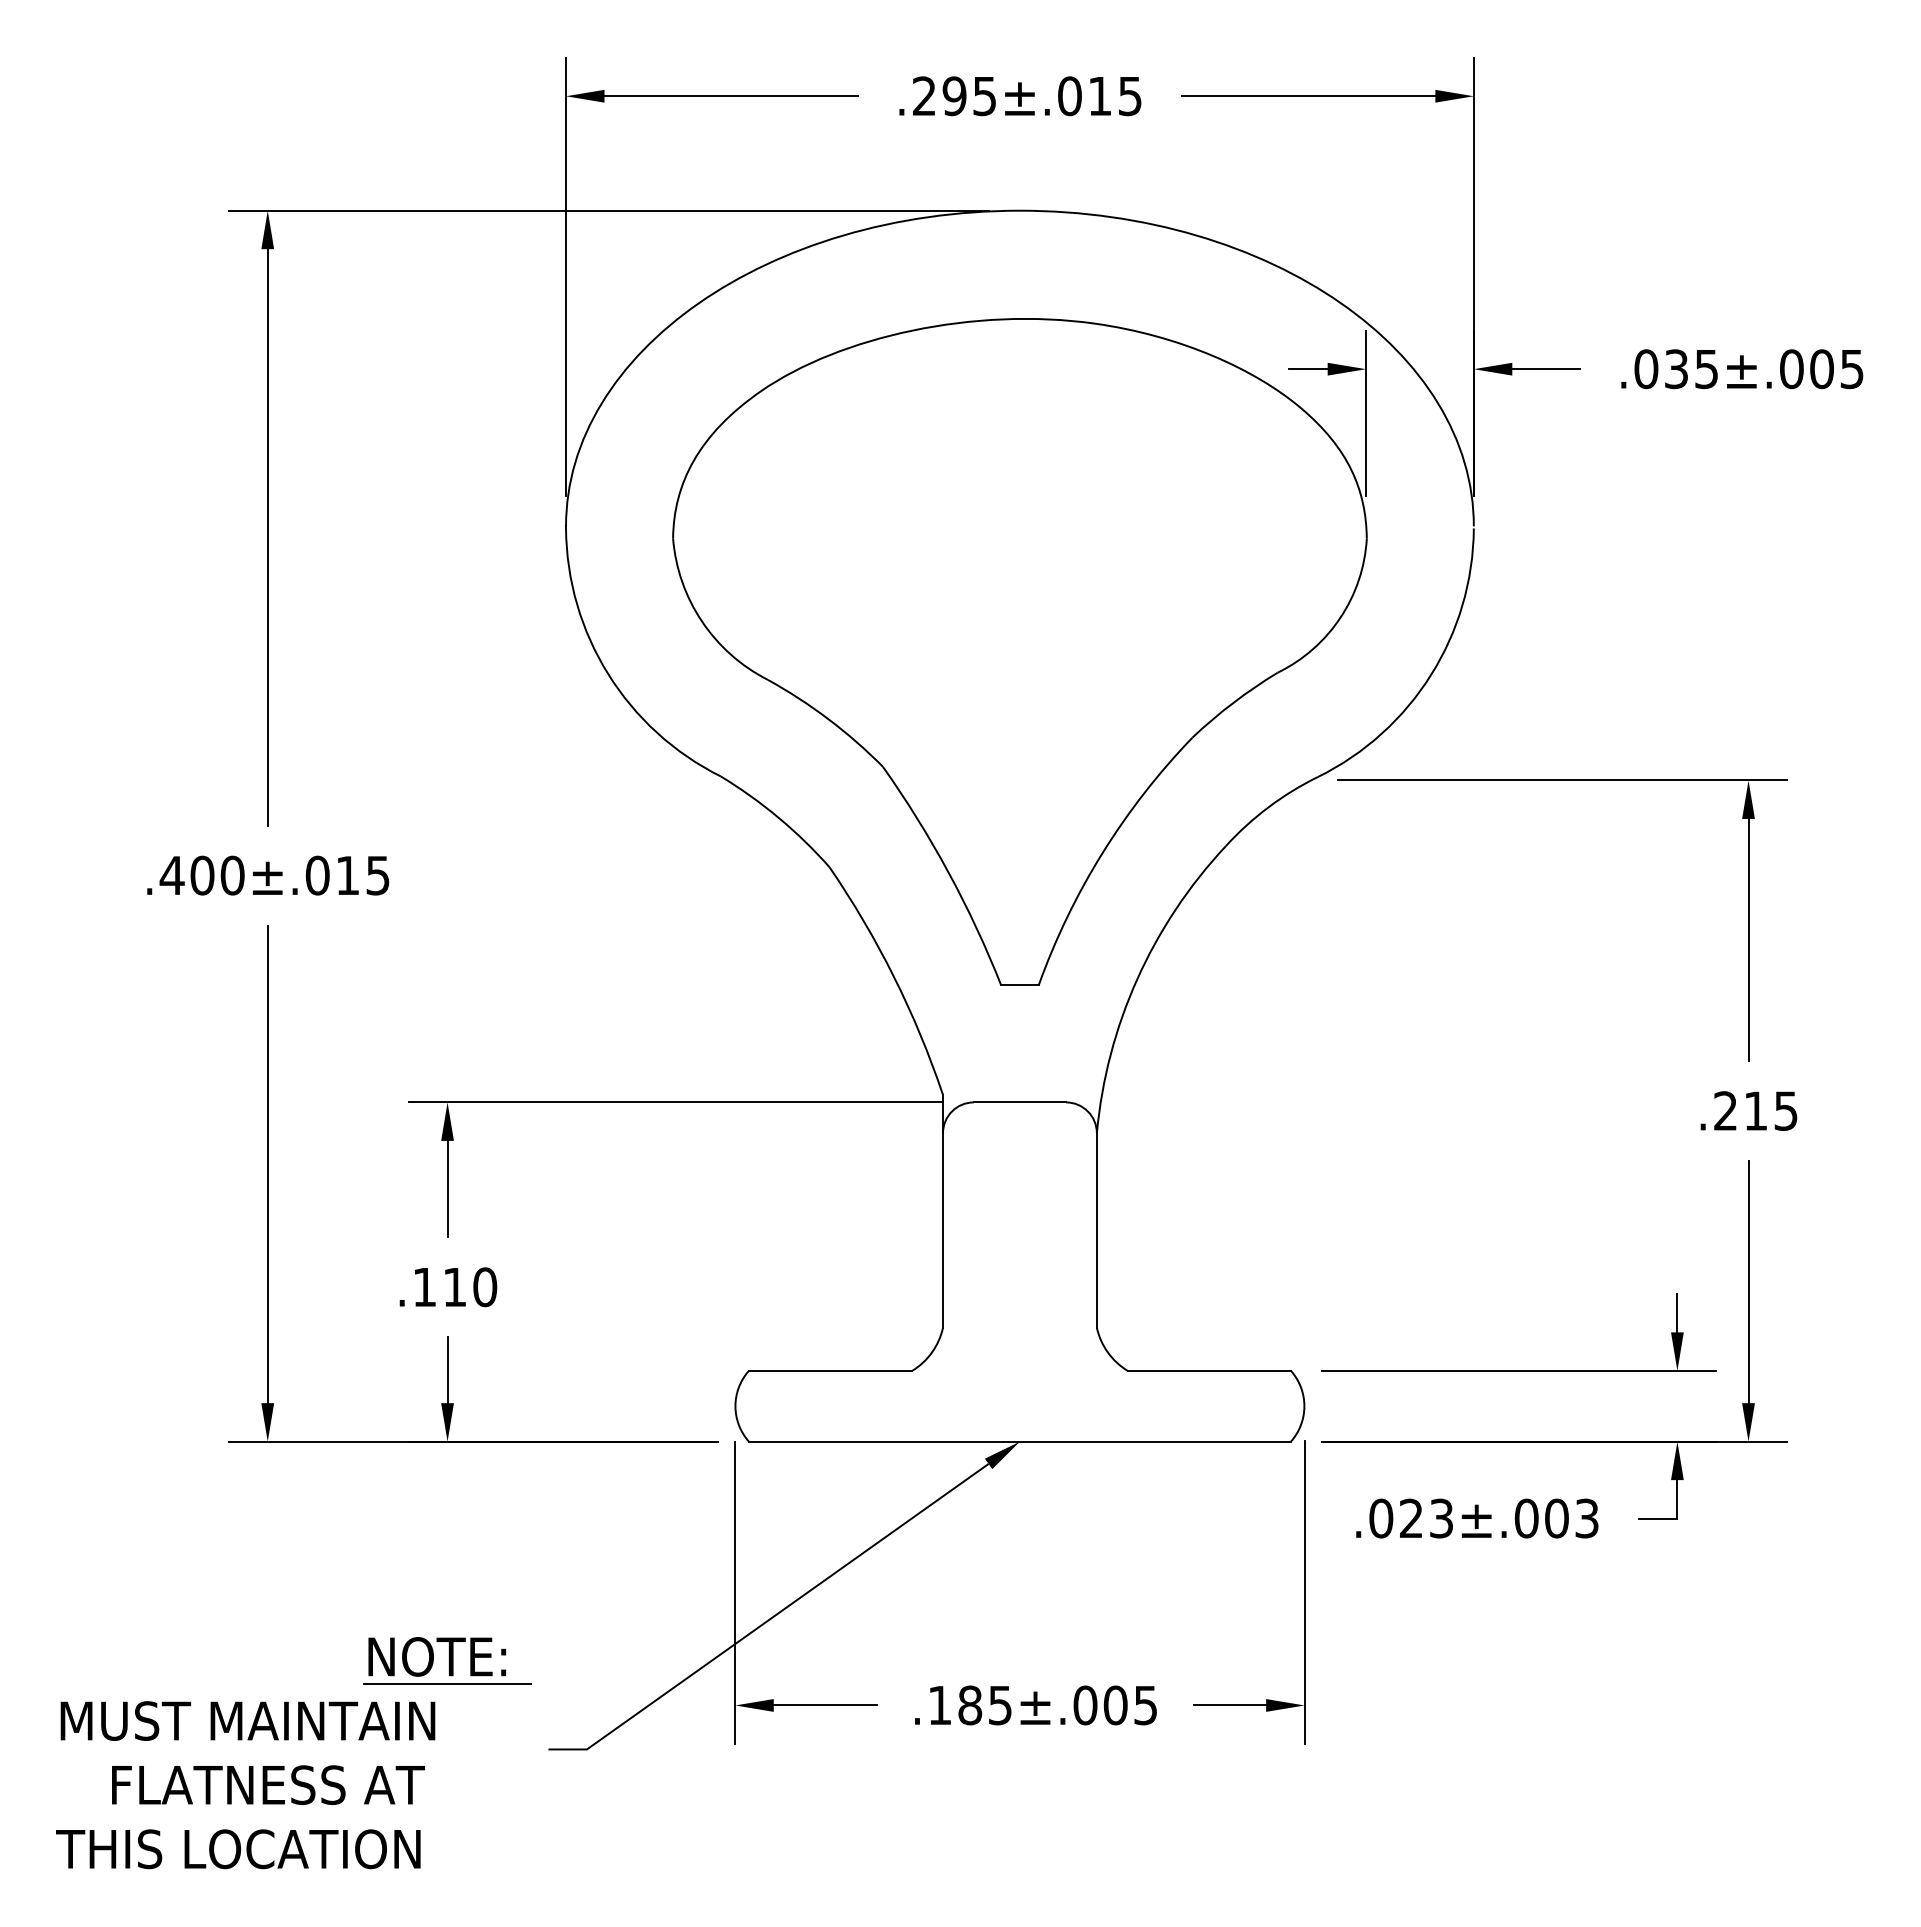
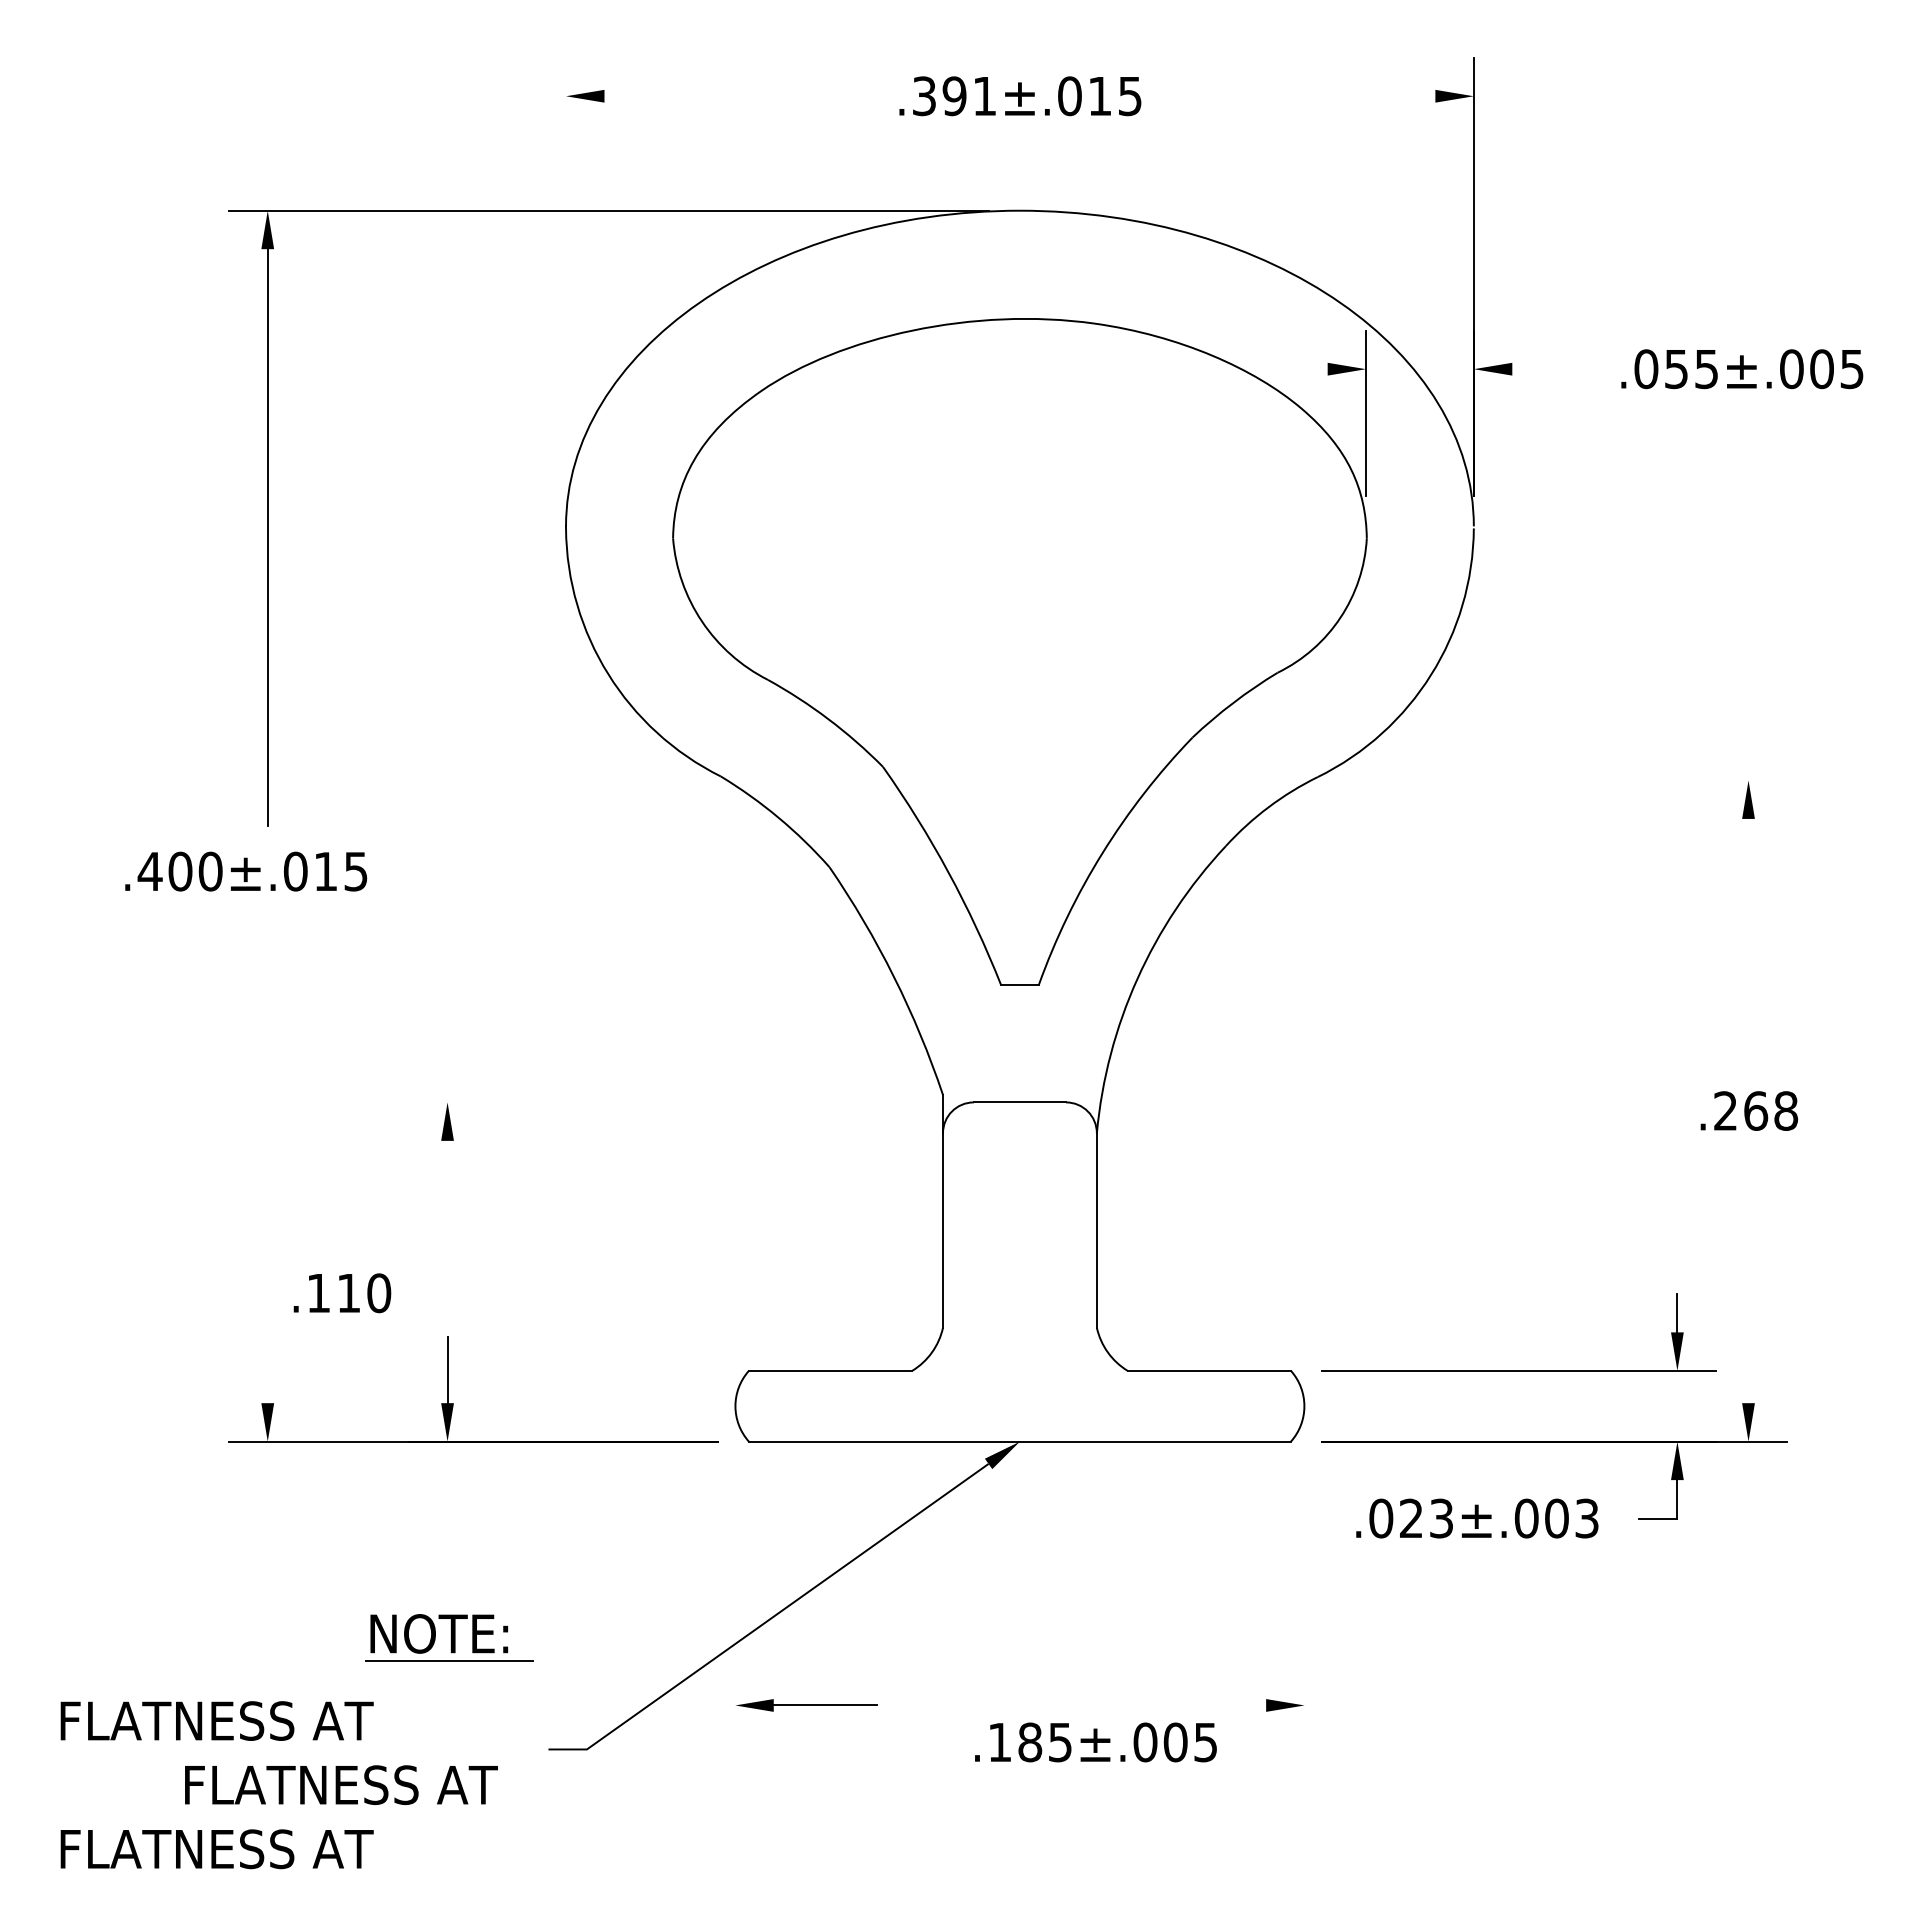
line: present -> none (730, 96)
text: .295±.015 -> .391±.015 (954, 96)
line: present -> none (1308, 96)
line: present -> none (566, 276)
text: .035±.005 -> .055±.005 (1676, 368)
line: present -> none (1308, 369)
line: present -> none (1545, 369)
line: present -> none (1562, 780)
text position: (268, 875) -> (246, 871) (246, 871)
line: present -> none (1748, 939)
line: present -> none (676, 1102)
text: .215 -> .268 (1771, 1110)
line: present -> none (267, 1164)
line: present -> none (447, 1188)
line: present -> none (1748, 1282)
text position: (448, 1287) -> (342, 1293) (342, 1293)
line: present -> none (1304, 1591)
line: present -> none (735, 1592)
part position: (447, 1660) -> (449, 1637) (449, 1637)
text position: (1035, 1705) -> (1095, 1742) (1095, 1742)
line: present -> none (1230, 1705)
text: MUST MAINTAIN -> FLATNESS AT (250, 1720)
text position: (268, 1785) -> (341, 1785) (341, 1785)
text: THIS LOCATION -> FLATNESS AT (238, 1849)
